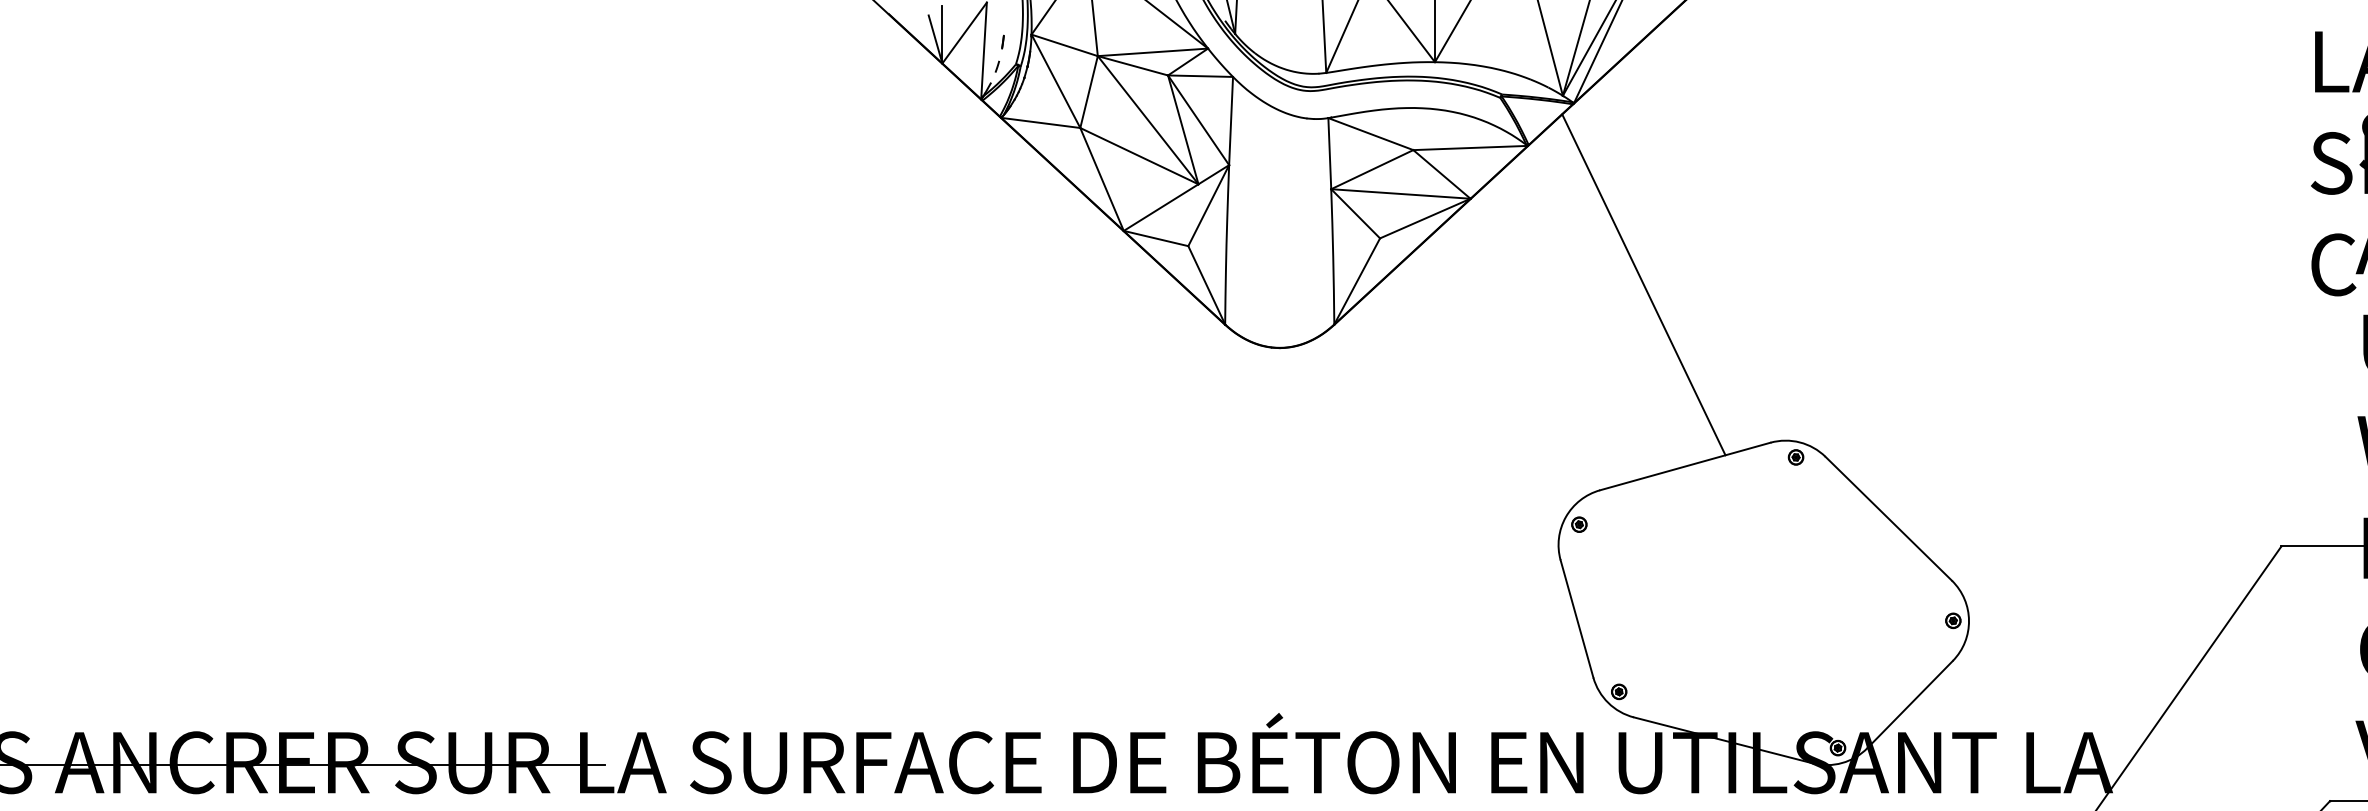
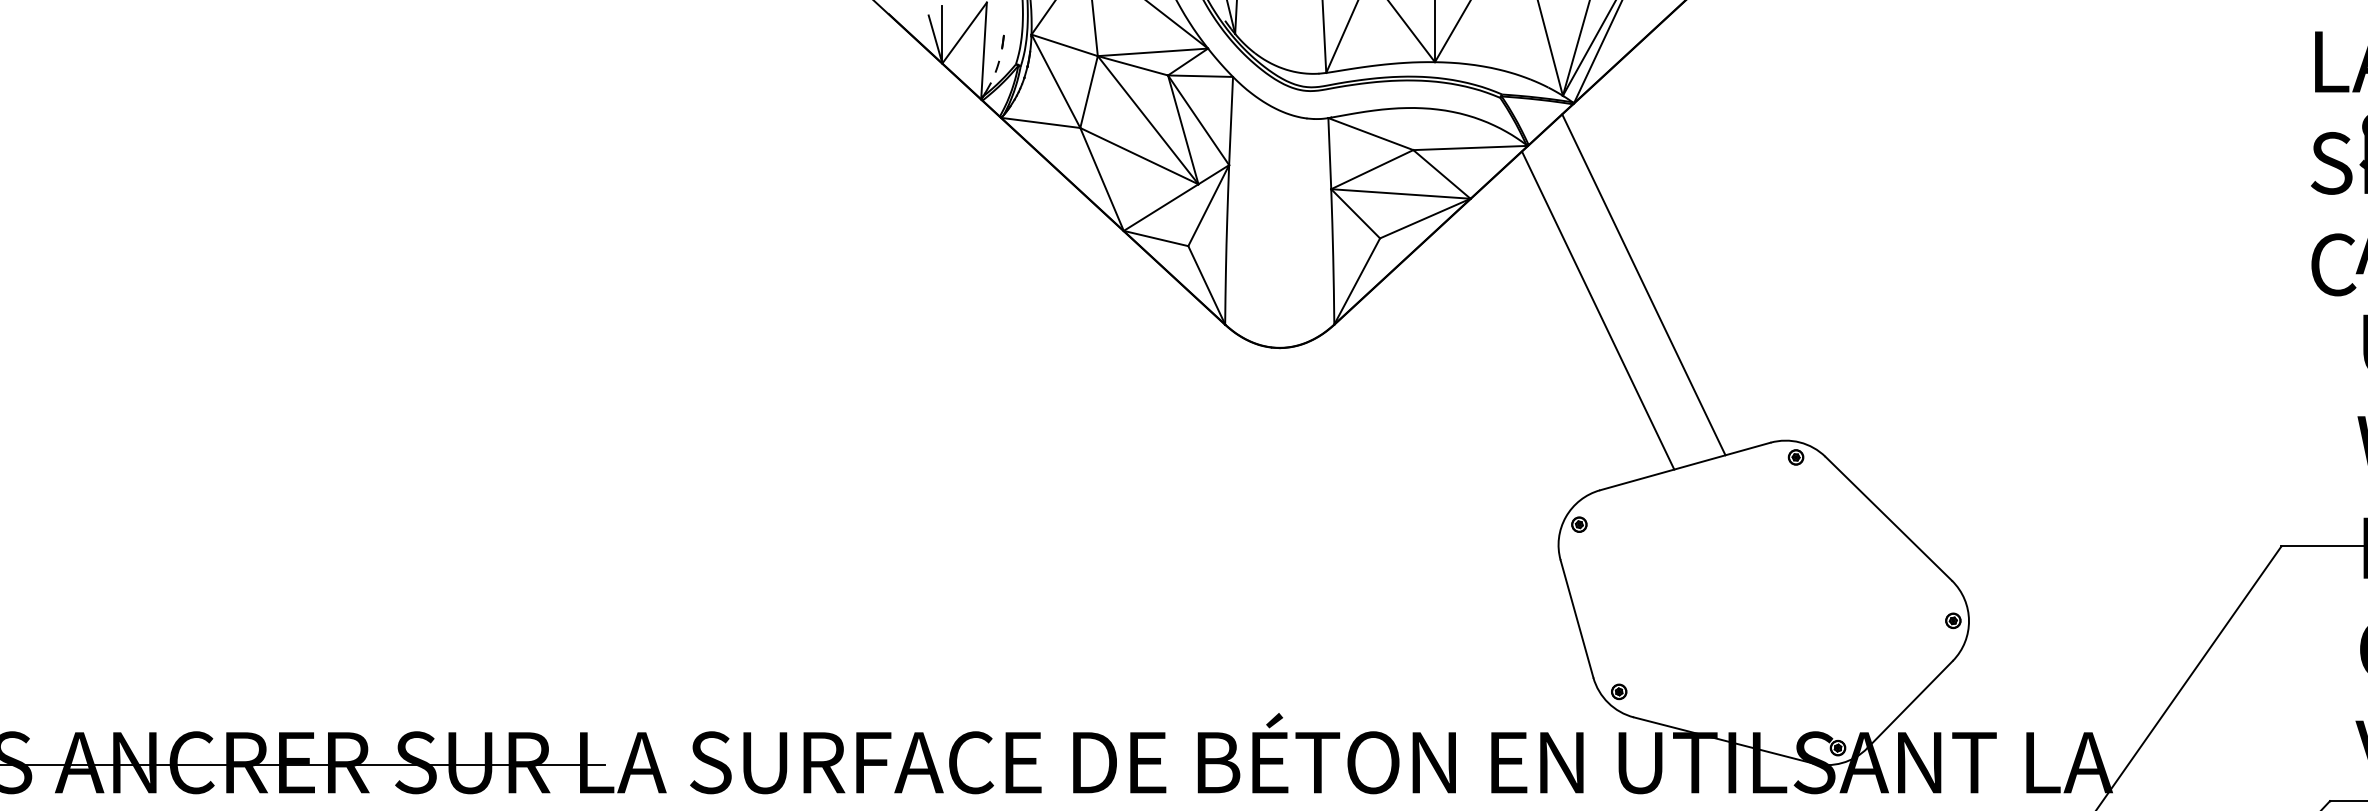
line: none -> present (1598, 310)
